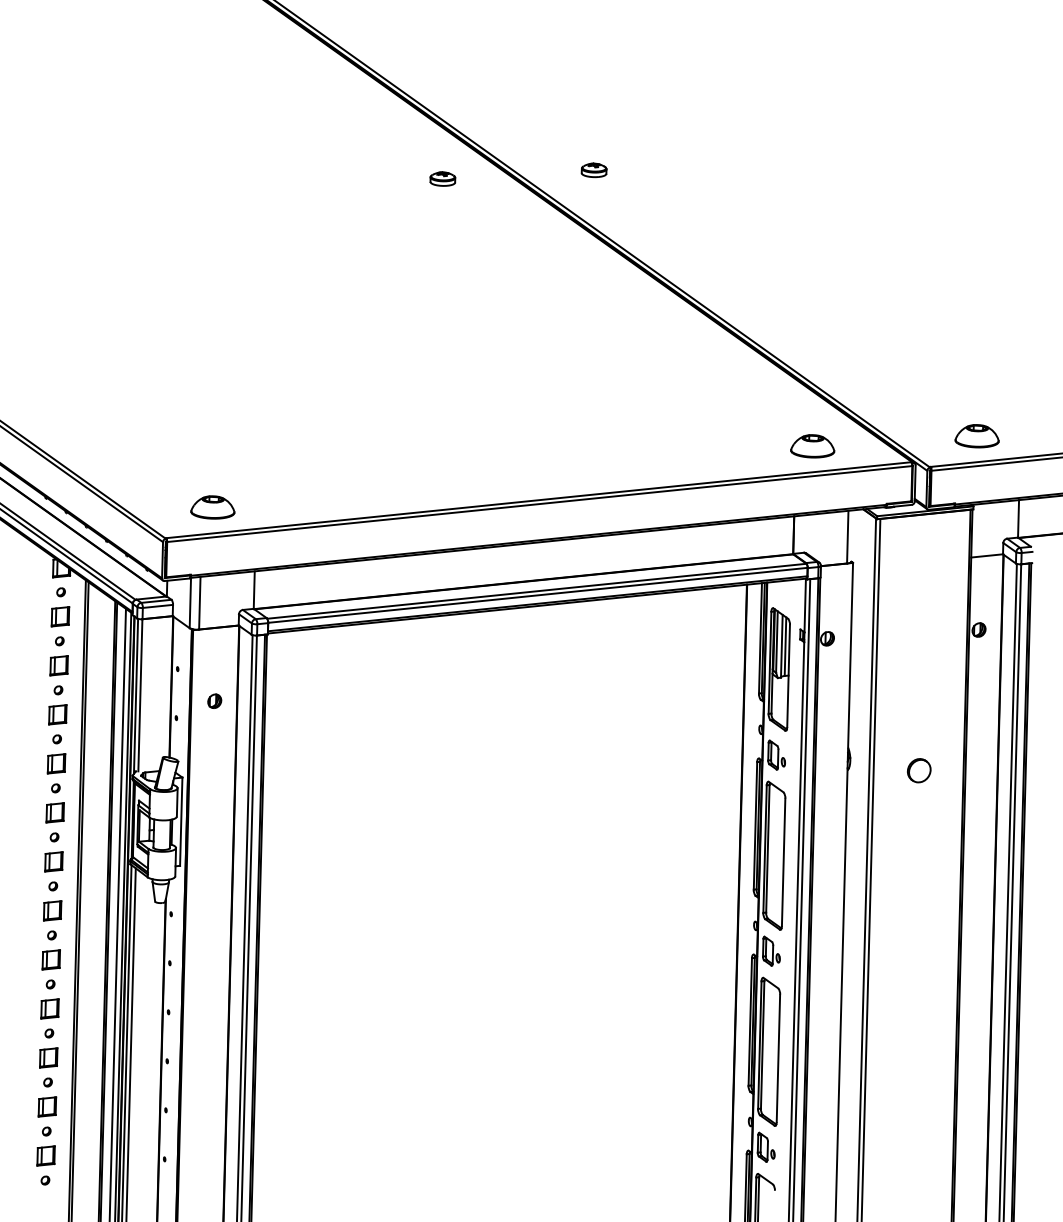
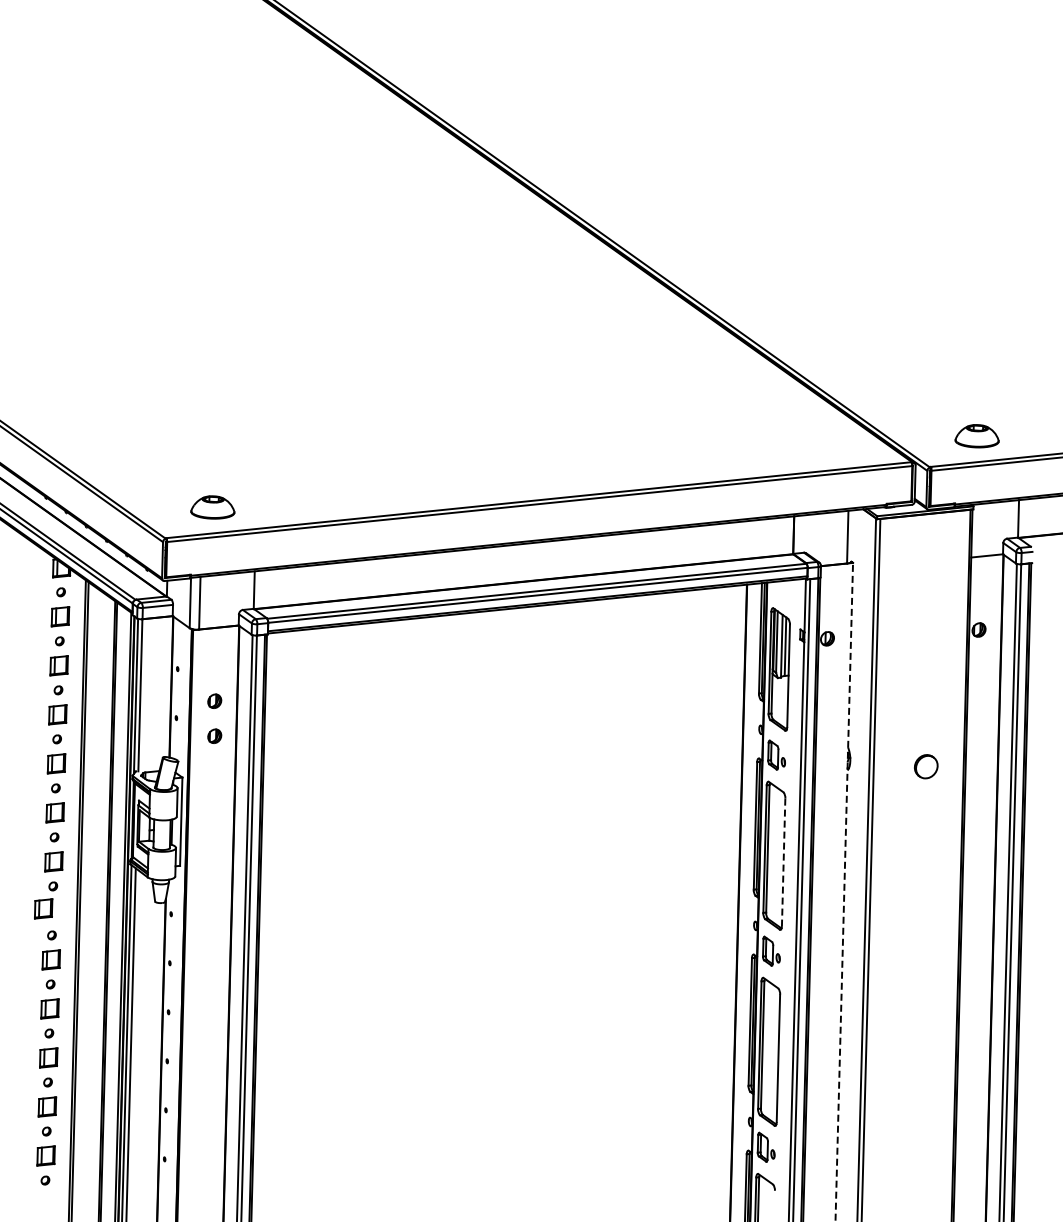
part: present -> none (593, 170)
part: present -> none (442, 178)
part: present -> none (812, 446)
part: none -> present (214, 735)
part position: (919, 770) -> (926, 766) (926, 766)
line: solid -> dashed (783, 862)
line: solid -> dashed (844, 891)
part position: (52, 910) -> (43, 908) (43, 908)
line: present -> none (117, 913)
